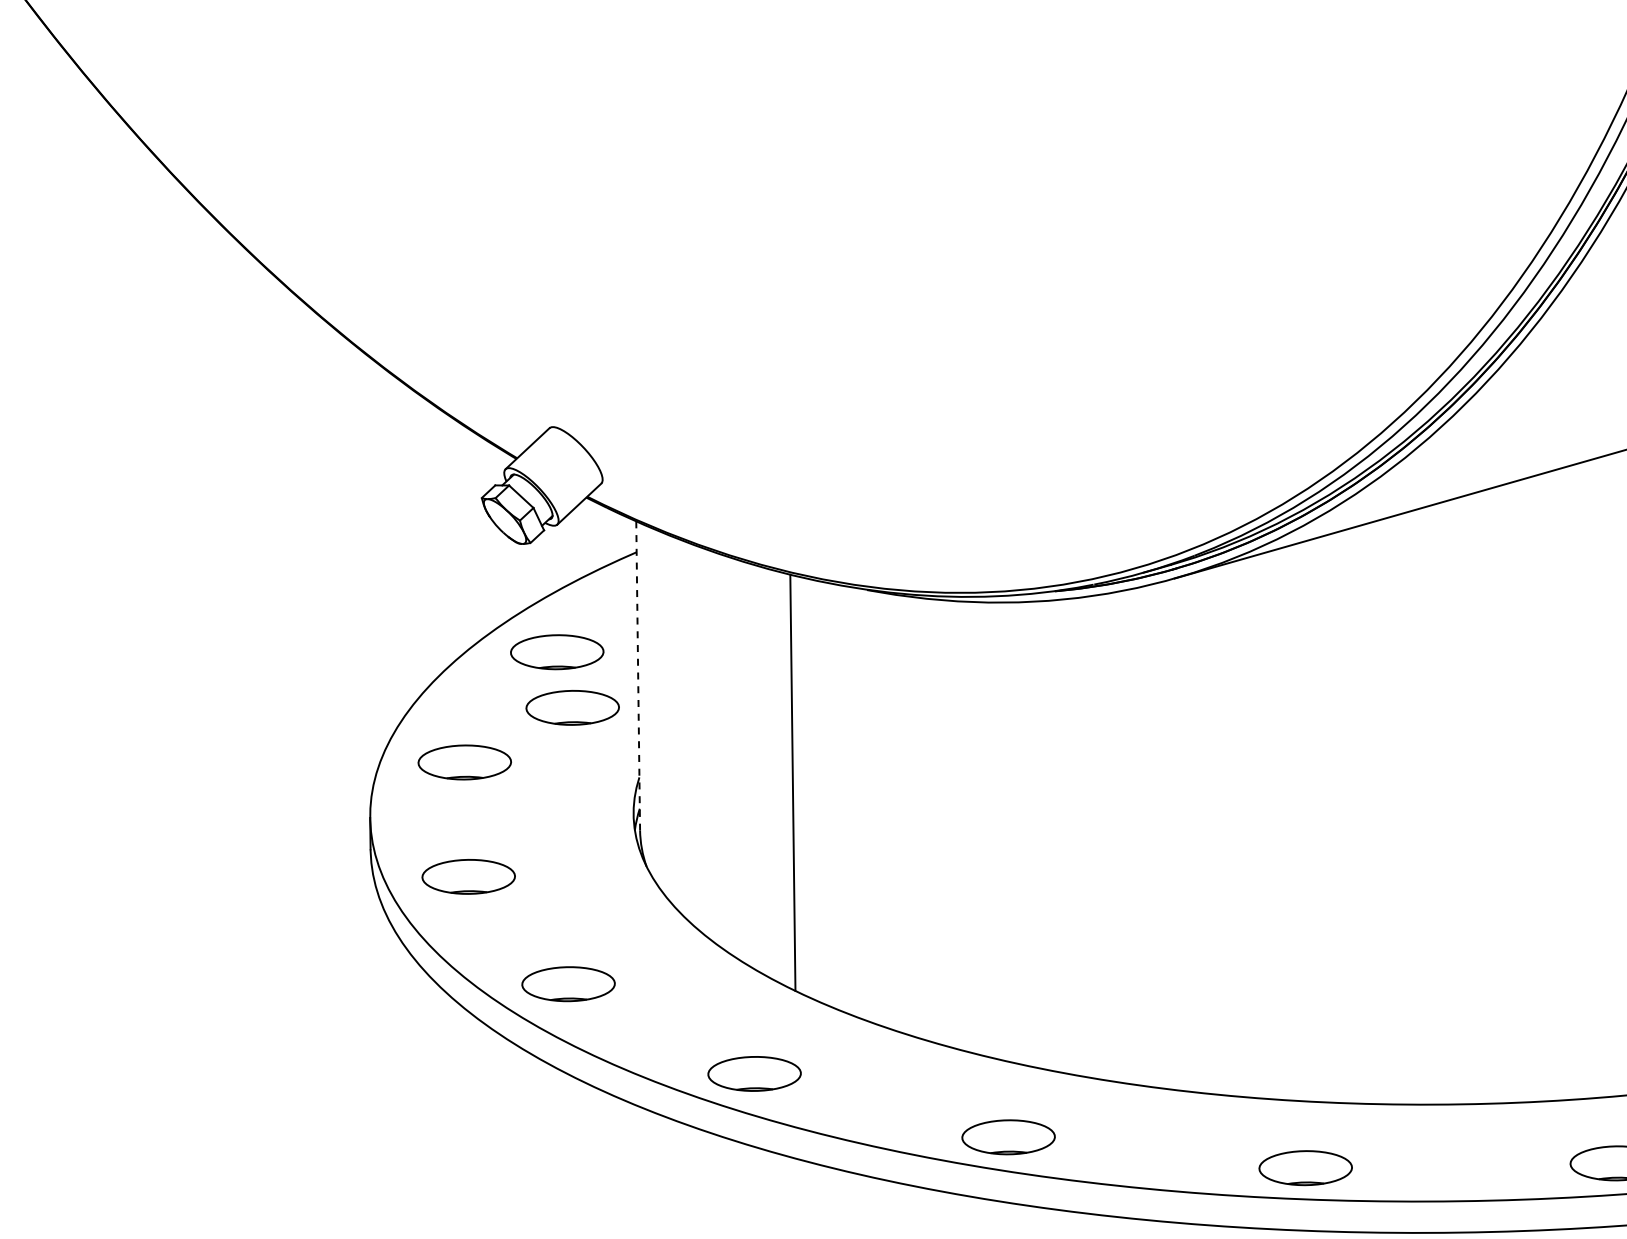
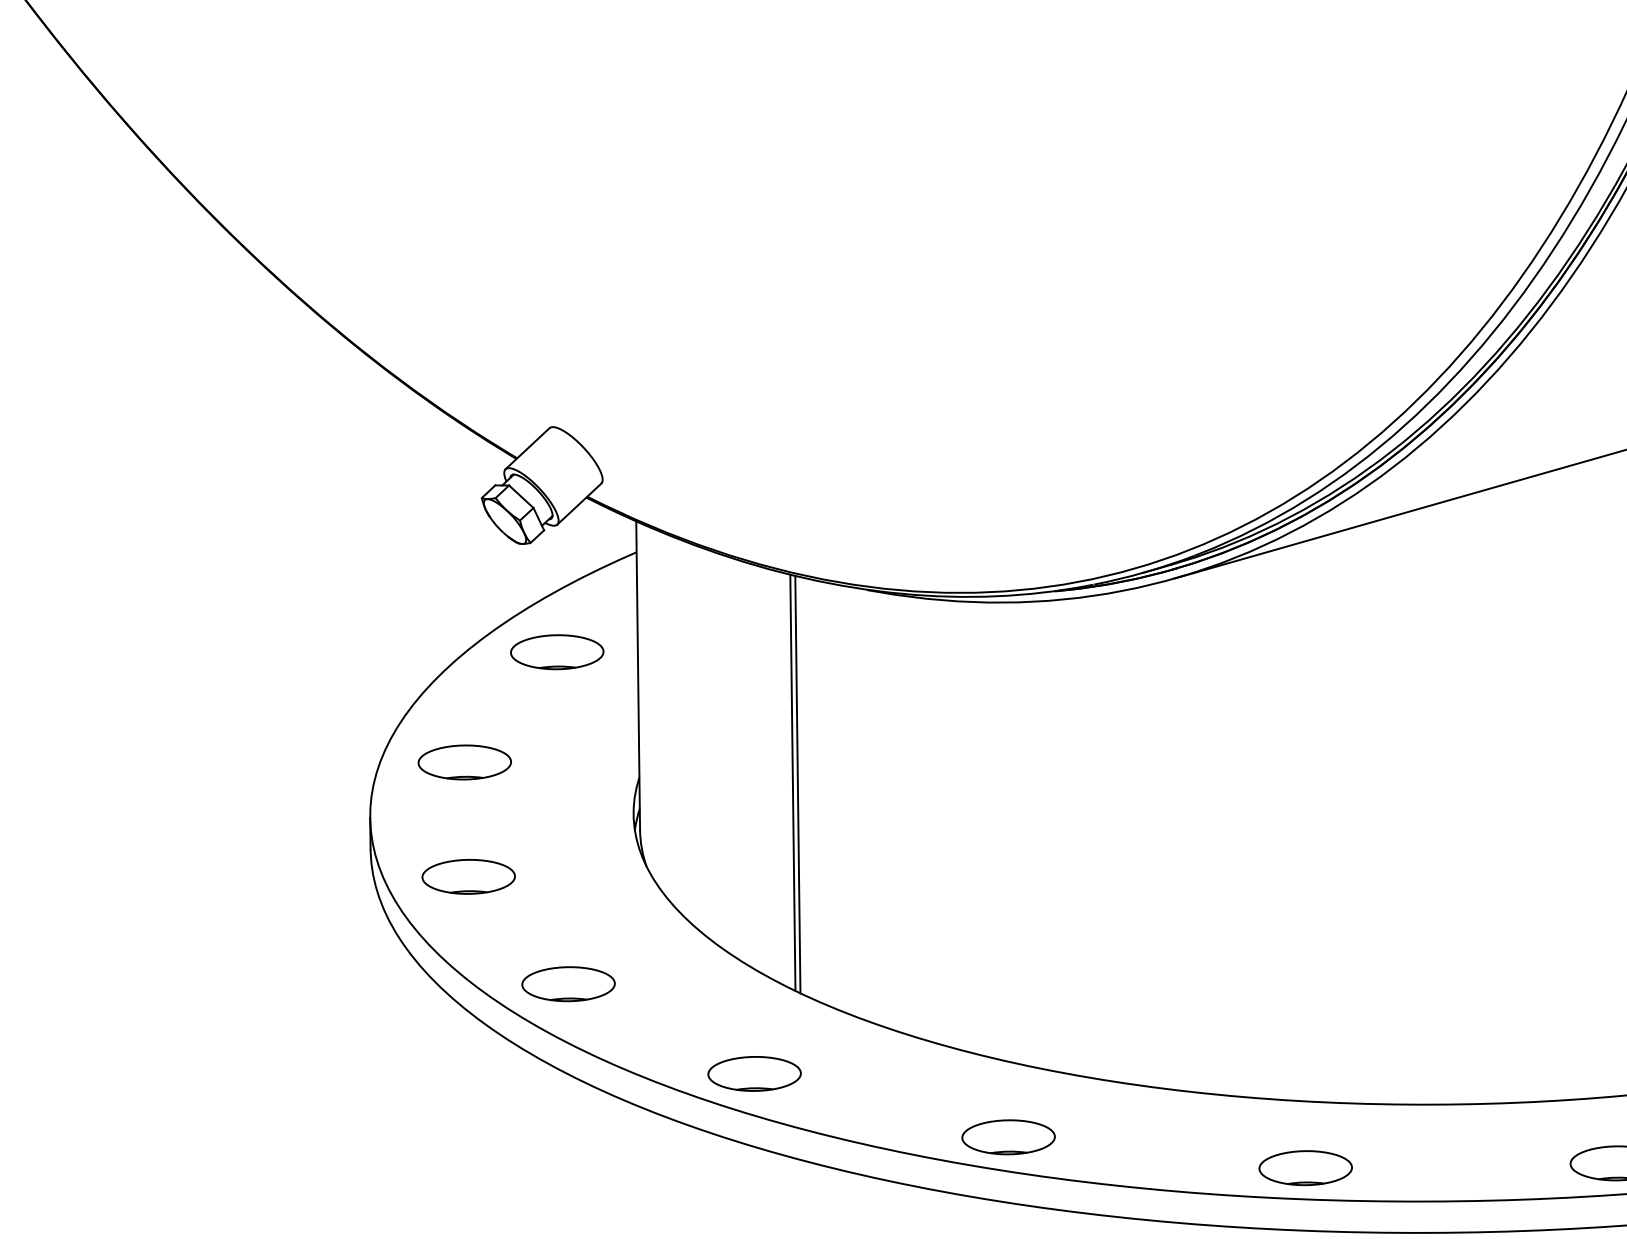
line: dashed -> solid (638, 675)
part: present -> none (572, 707)
line: none -> present (797, 784)
